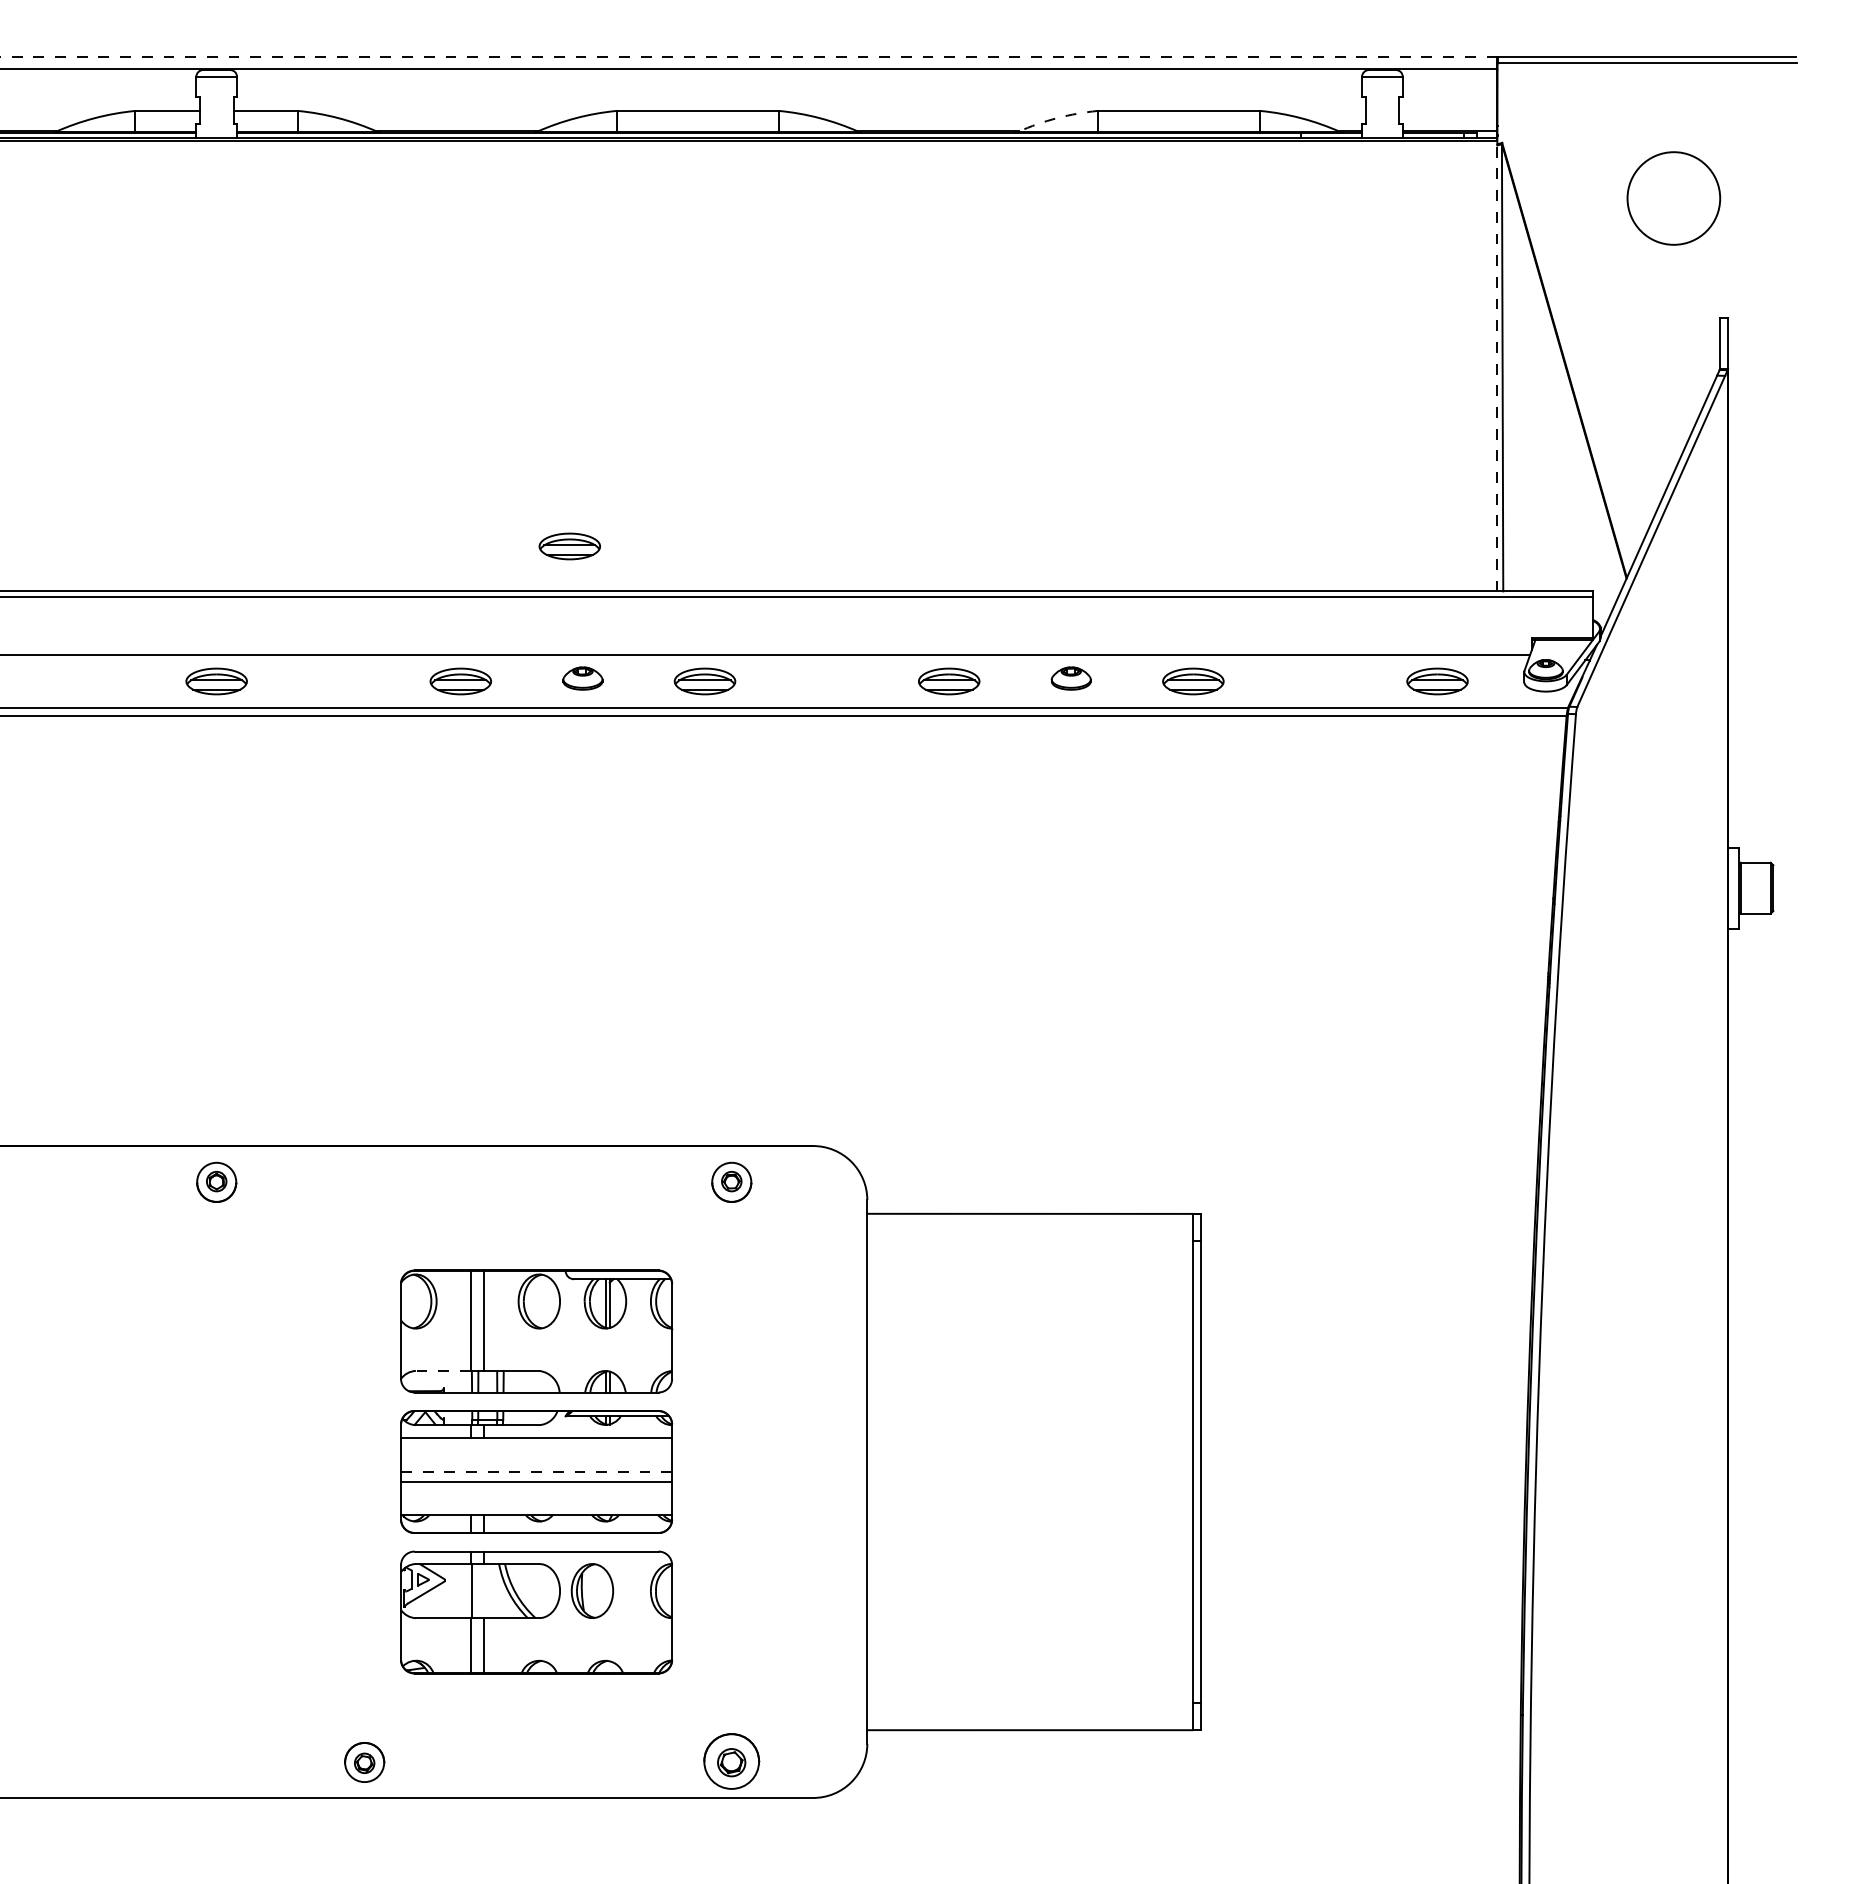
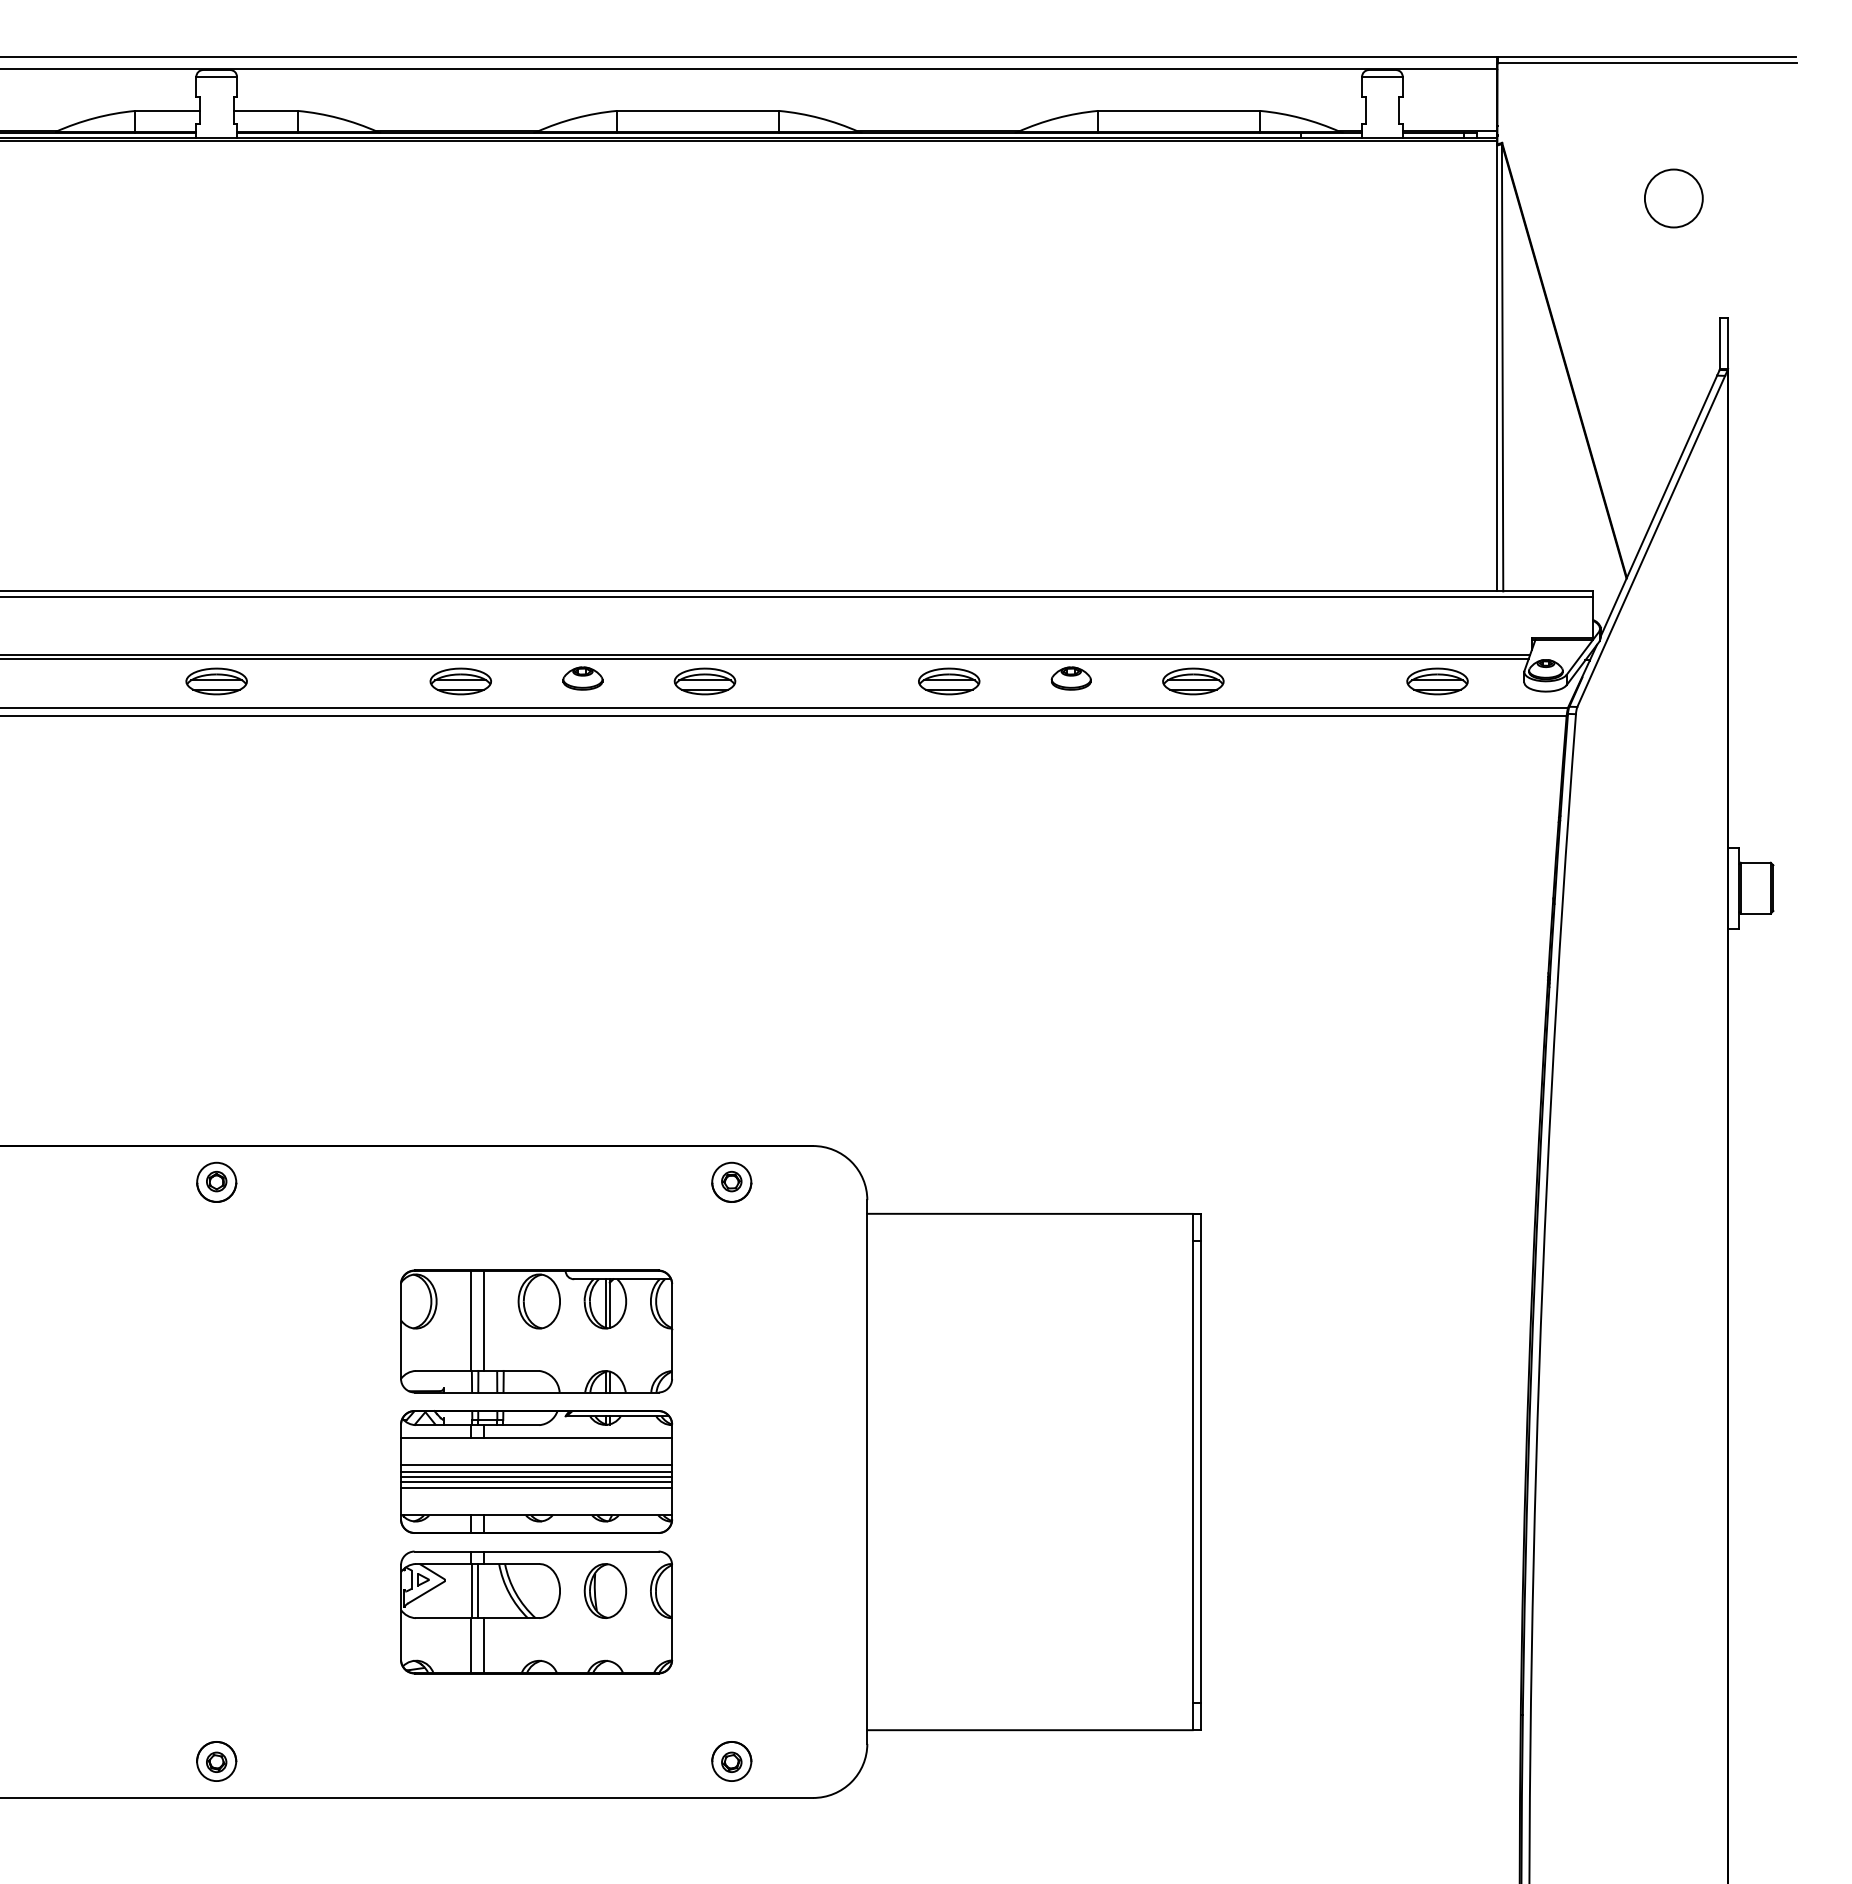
line: dashed -> solid (748, 56)
arc: dashed -> solid (1057, 118)
circle diameter: 93 px -> 58 px (1673, 198)
line: dashed -> solid (1497, 365)
part: present -> none (569, 546)
line: none -> present (765, 659)
line: dashed -> solid (442, 1370)
line: none -> present (536, 1465)
line: dashed -> solid (536, 1471)
line: none -> present (536, 1476)
line: none -> present (536, 1488)
line: none -> present (478, 1590)
part position: (592, 1590) -> (605, 1590) (605, 1590)
part size: 58x57 px -> 42x41 px (731, 1761)
part position: (364, 1762) -> (216, 1761) (216, 1761)
